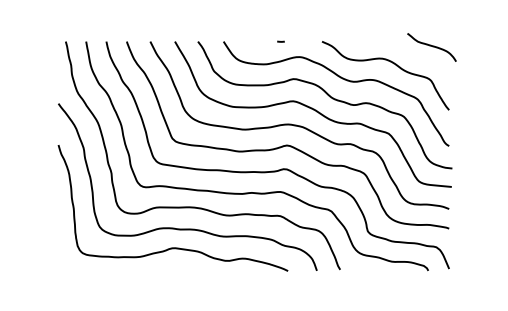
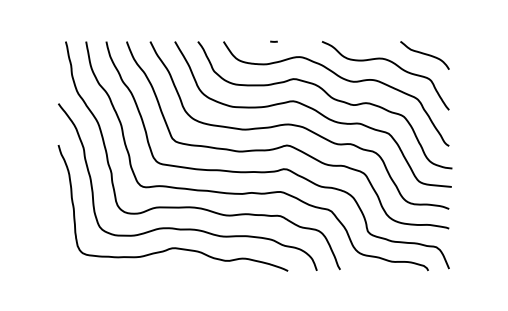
curve position: (280, 41) -> (273, 41) (273, 41)
curve position: (431, 46) -> (424, 54) (424, 54)
